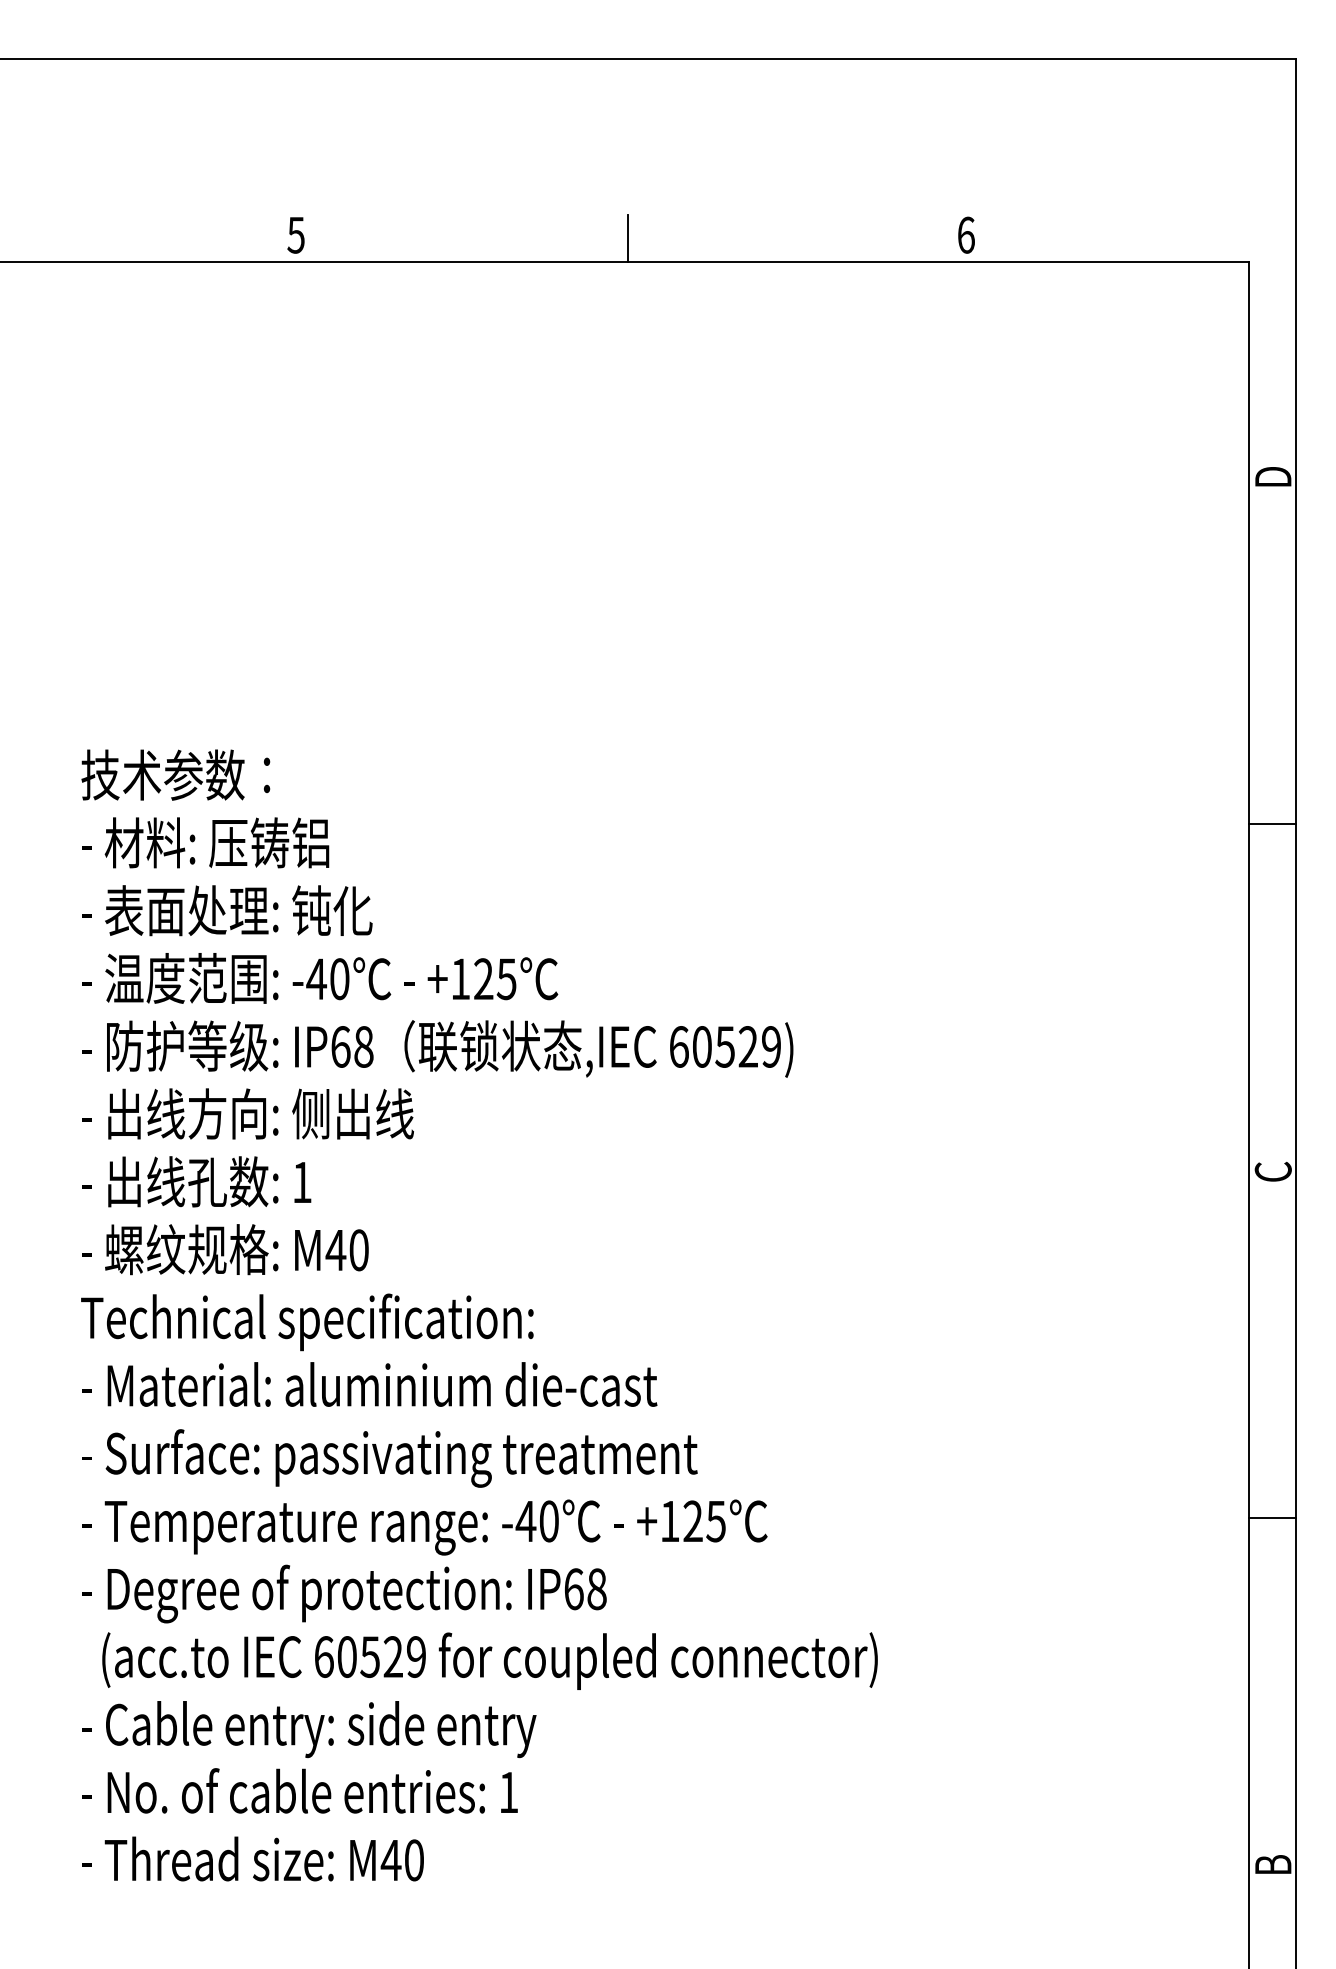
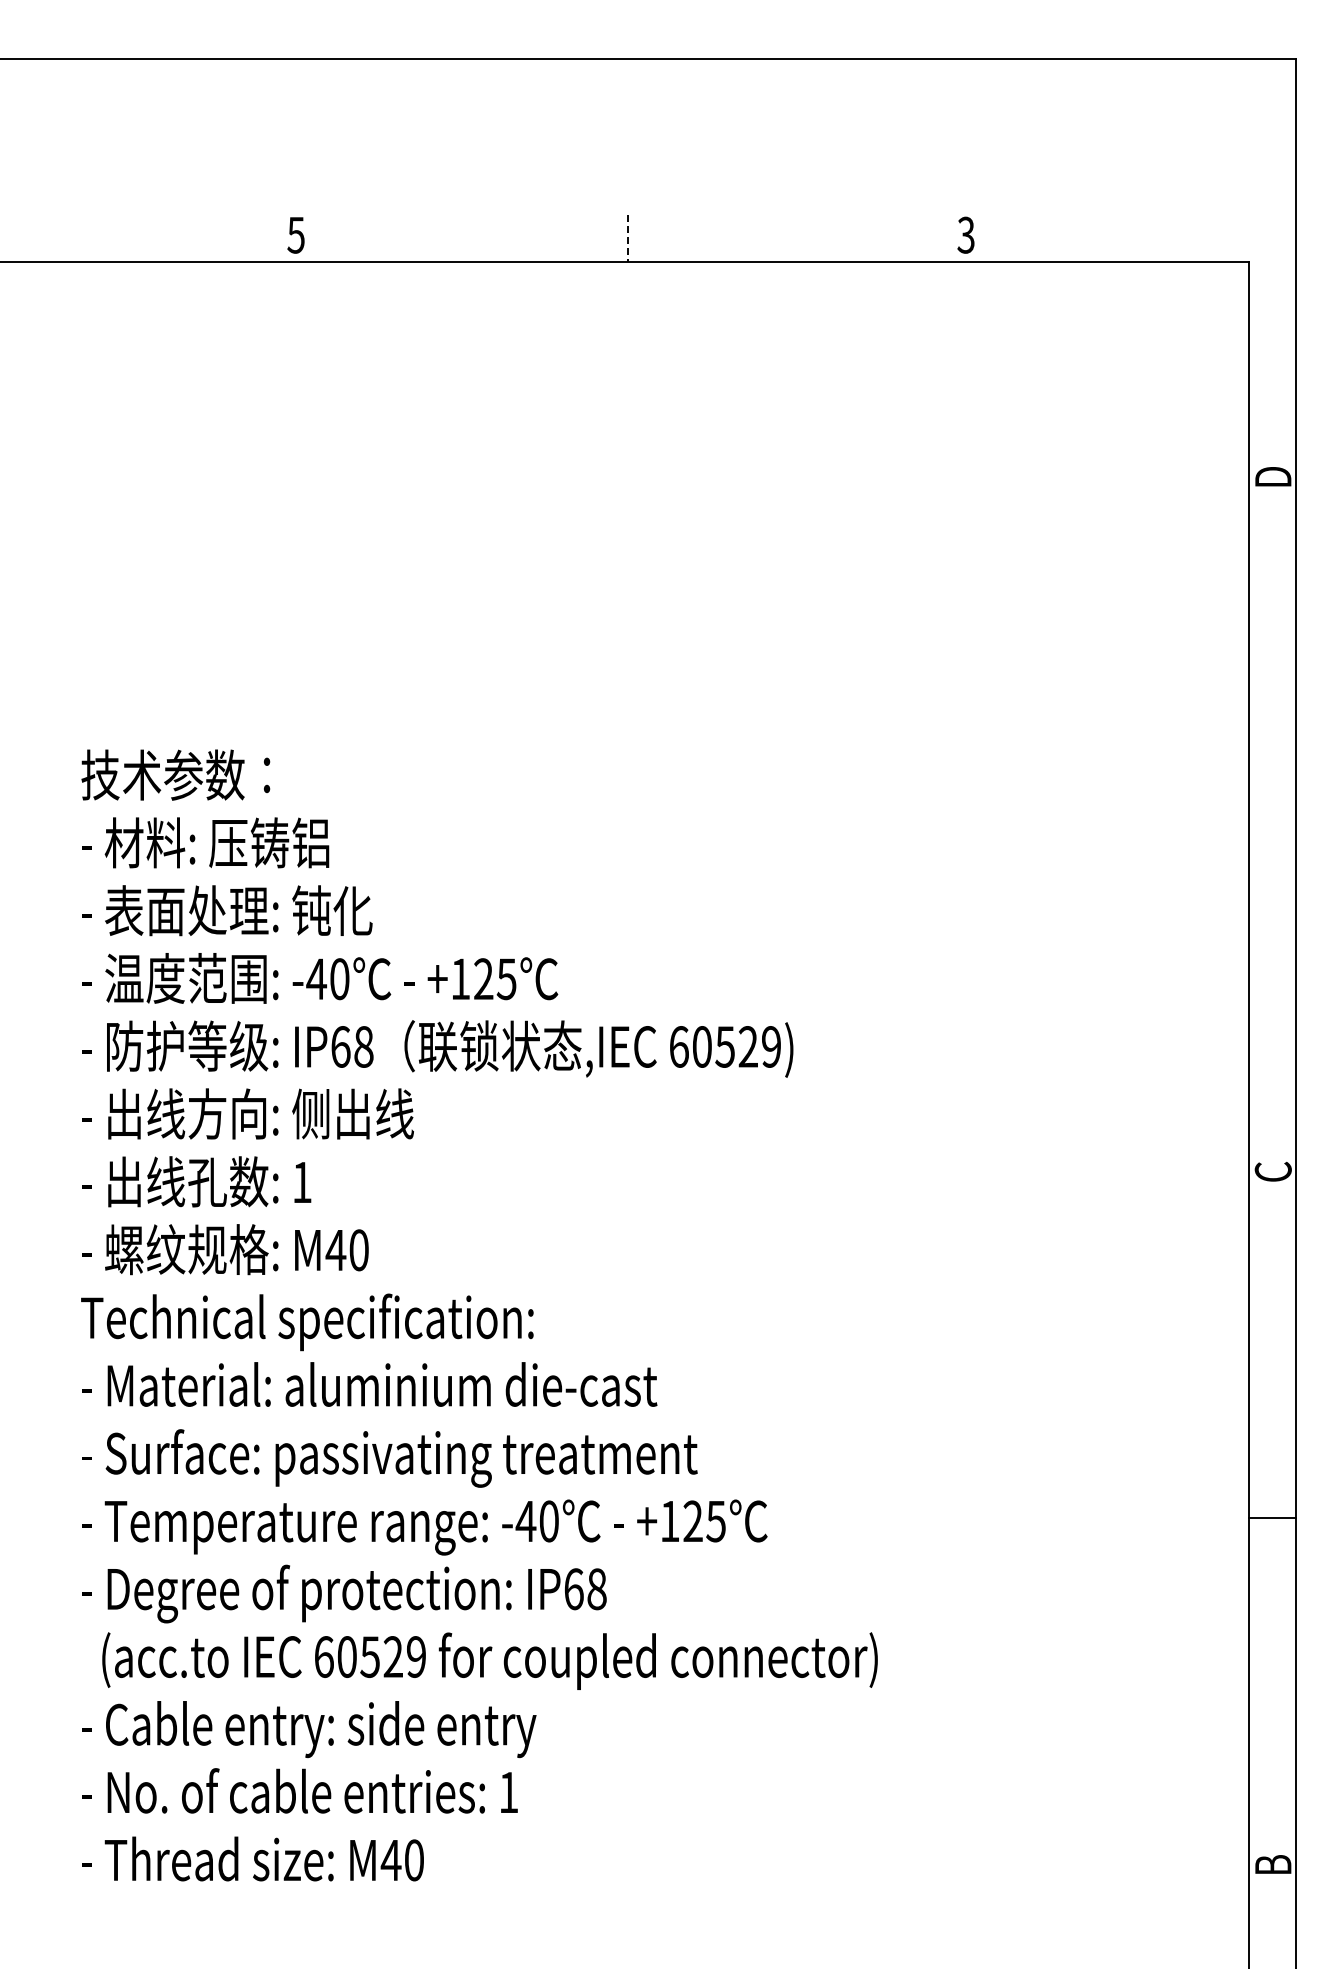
text: 6 -> 3 (965, 234)
line: solid -> dashed (627, 238)
line: present -> none (1272, 824)
